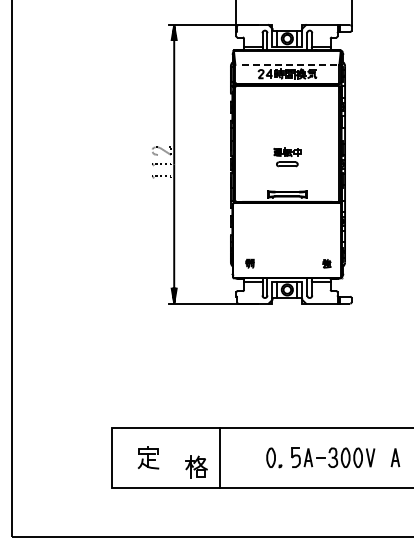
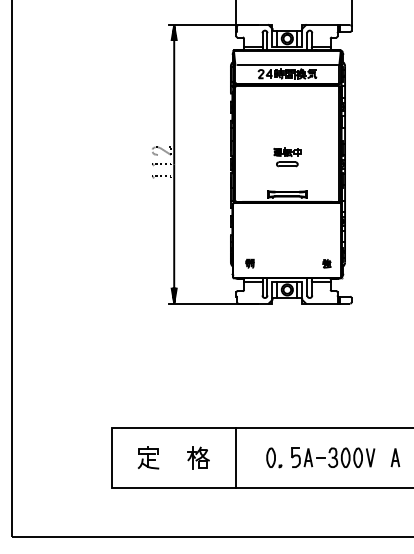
line: dashed -> solid (286, 65)
line position: (220, 457) -> (236, 457) (236, 457)
part position: (196, 466) -> (198, 457) (198, 457)
